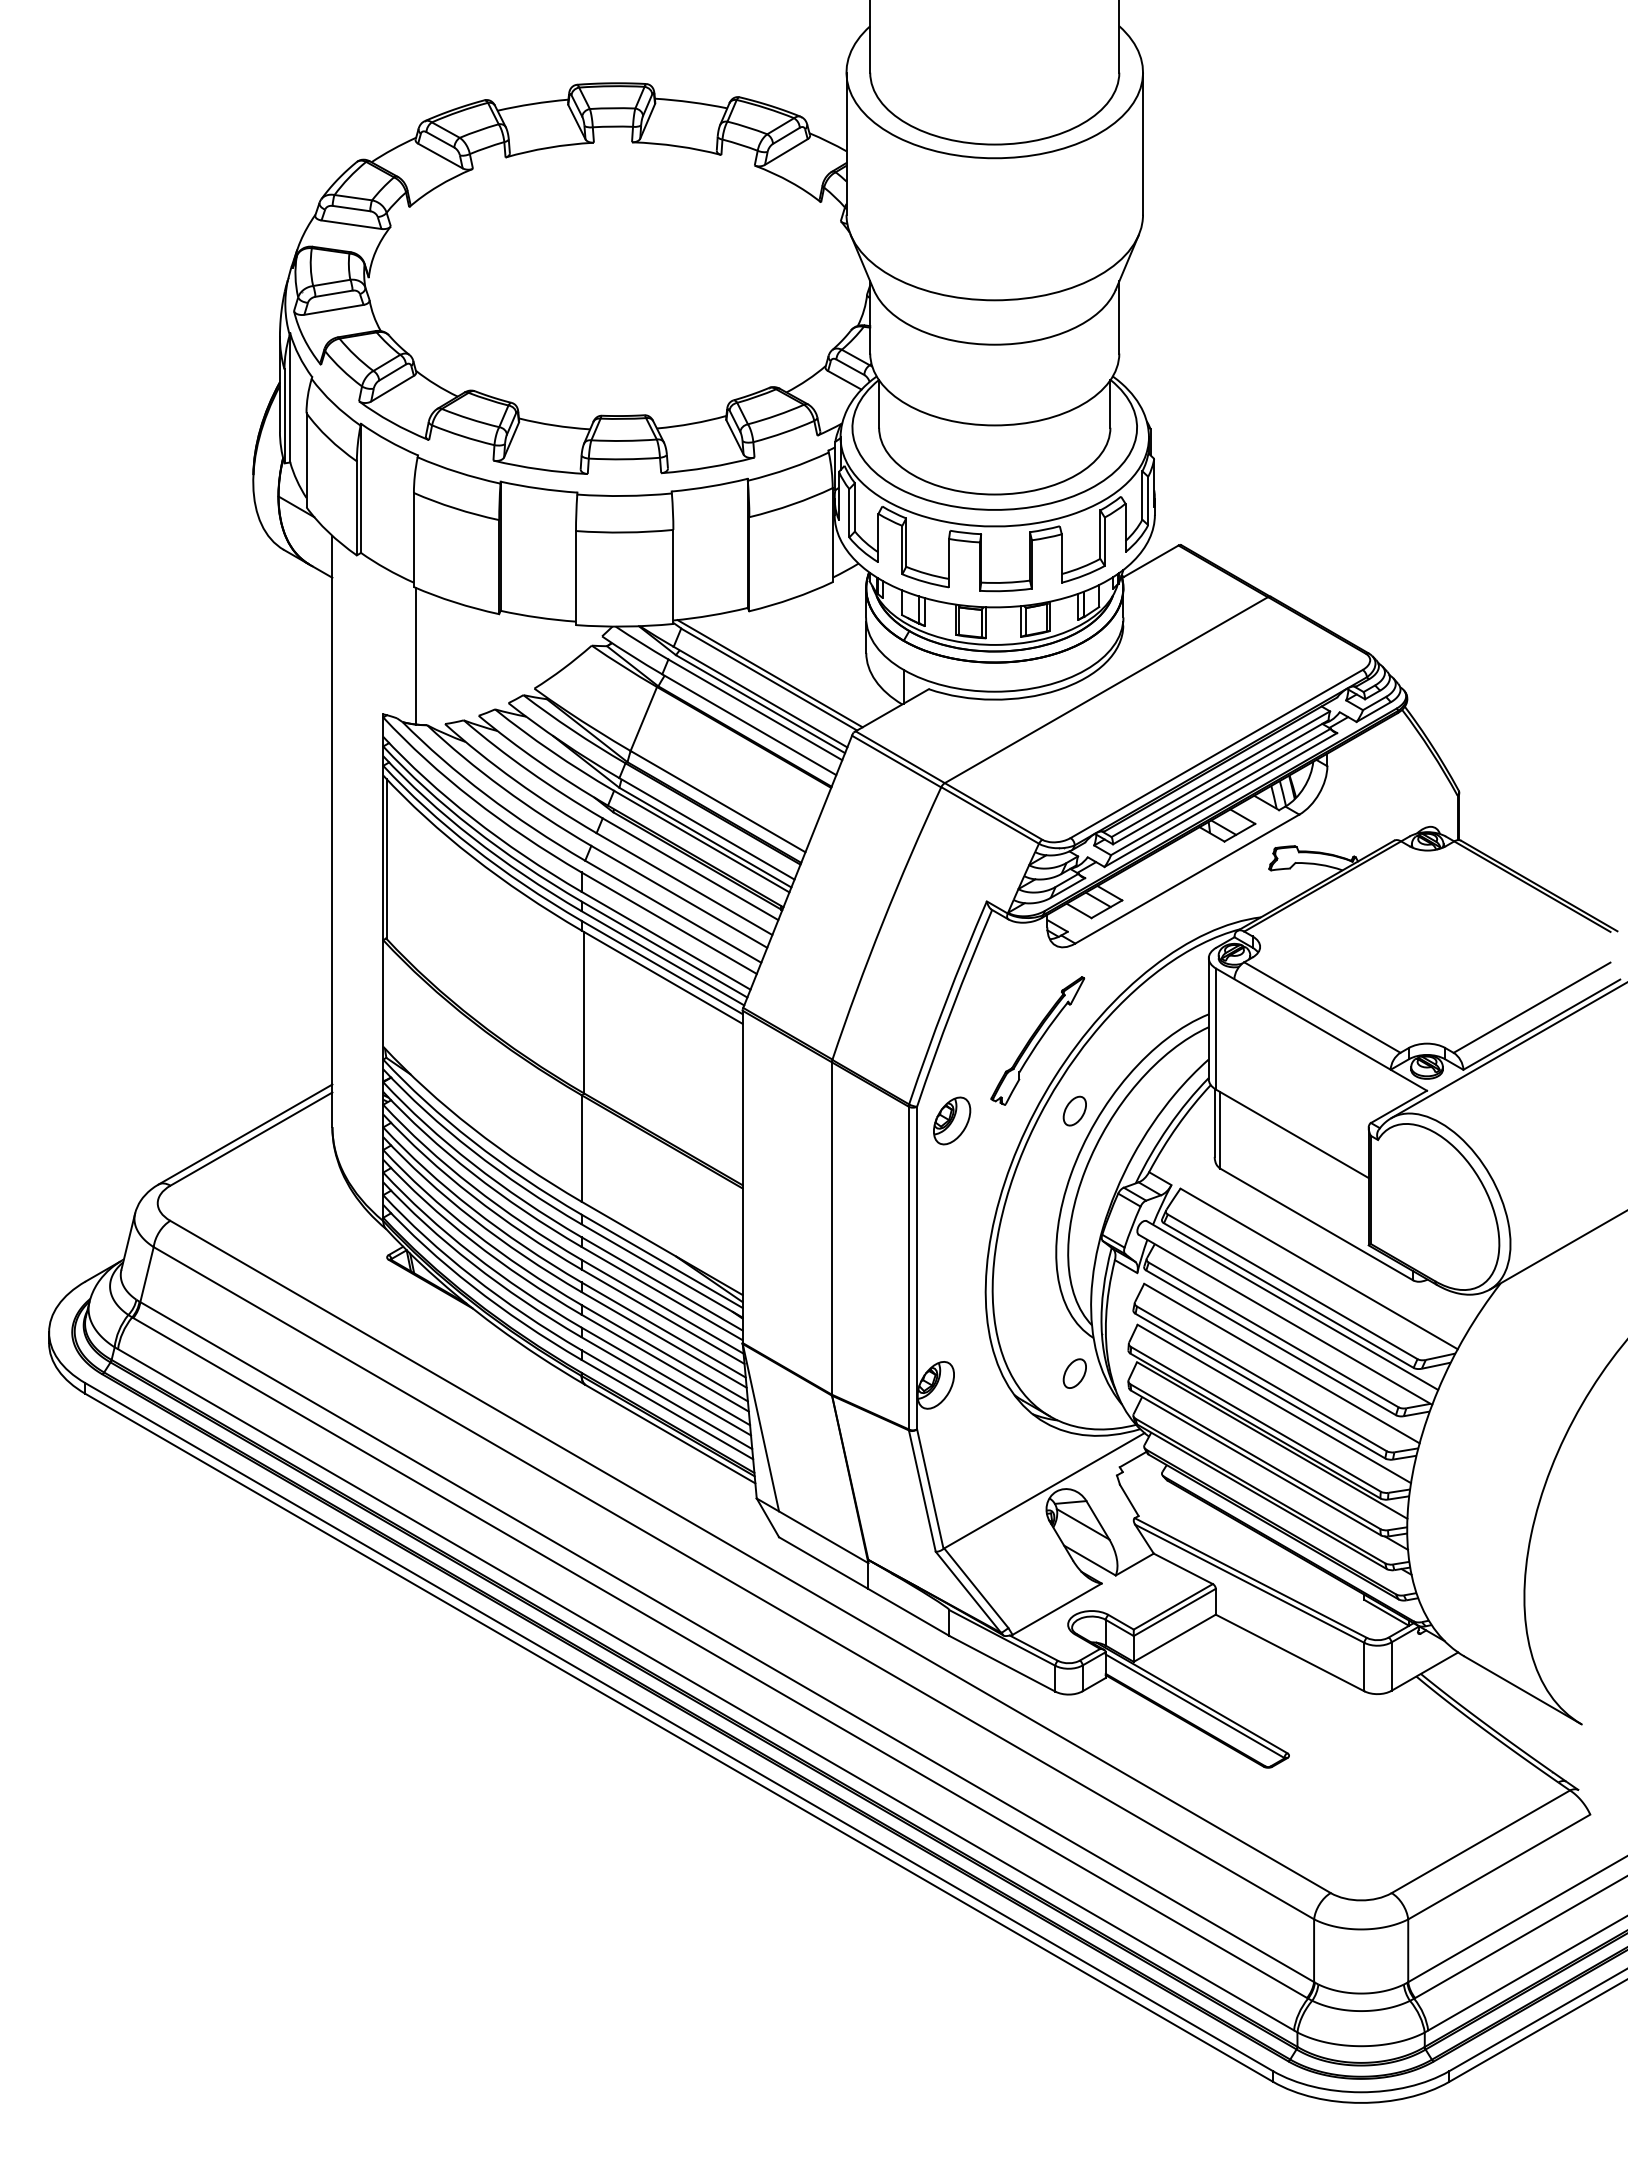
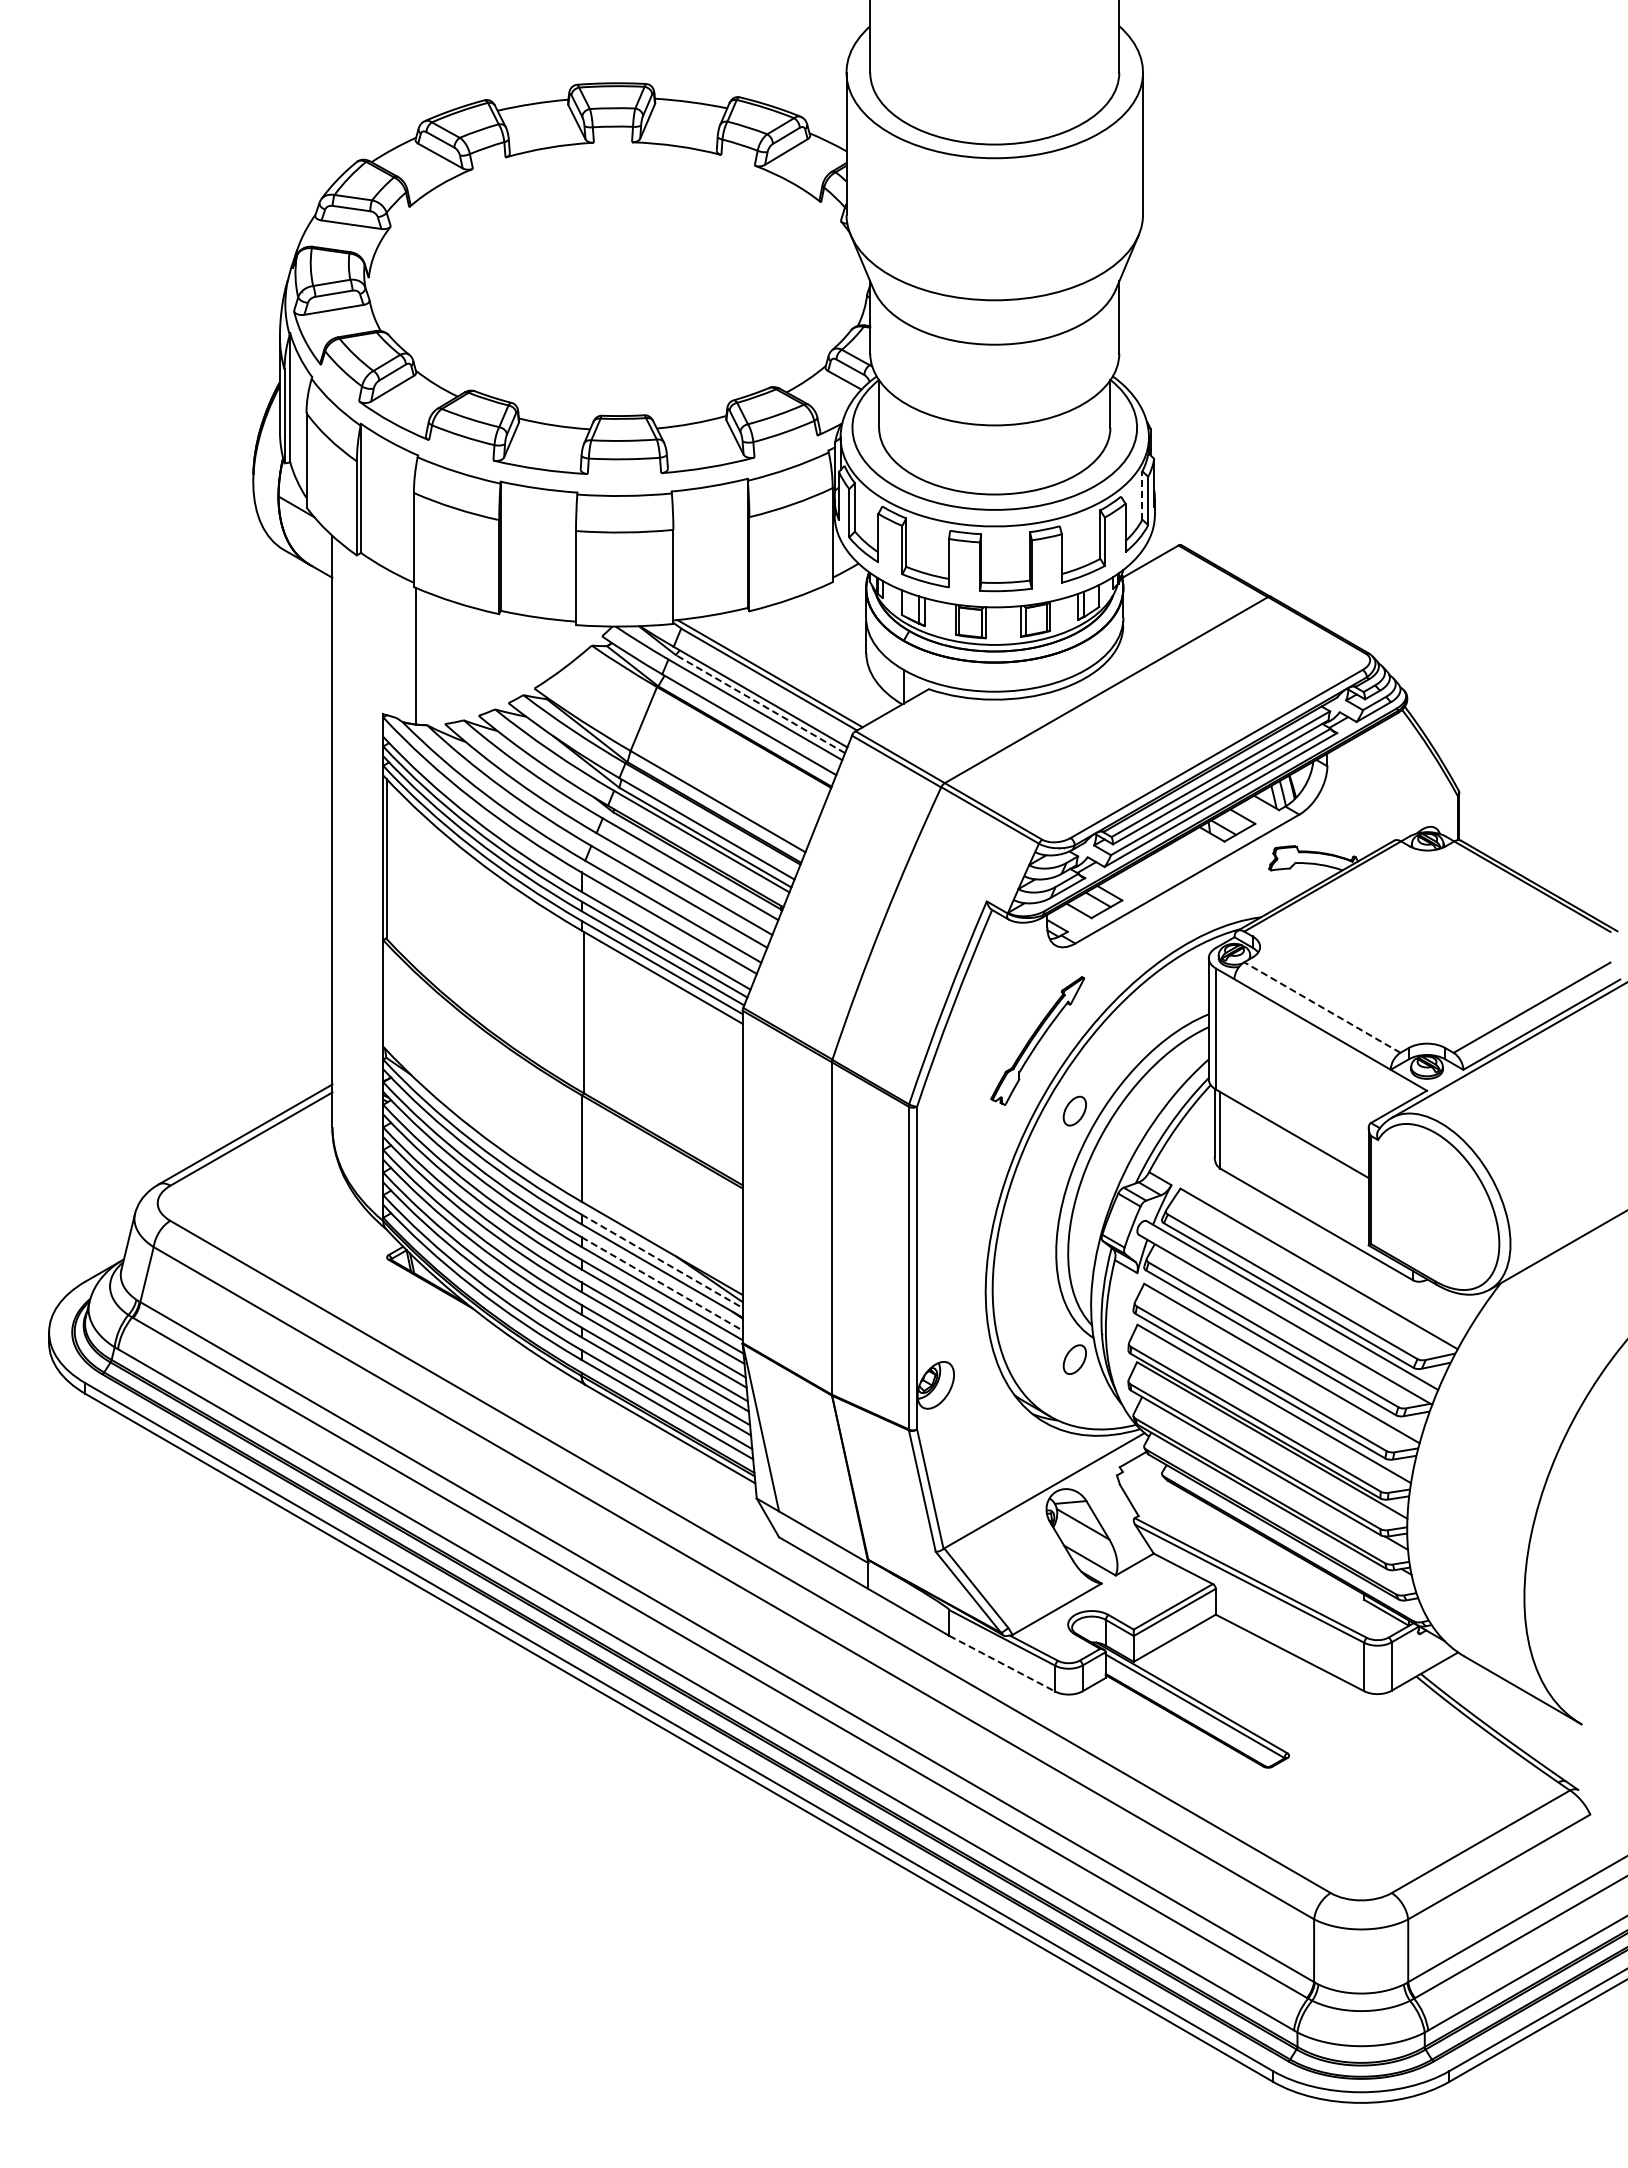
line: solid -> dashed (1142, 494)
line: solid -> dashed (760, 704)
line: solid -> dashed (1321, 1007)
part: present -> none (952, 1120)
line: solid -> dashed (662, 1261)
line: solid -> dashed (662, 1284)
part position: (1074, 1373) -> (1074, 1359) (1074, 1359)
line: solid -> dashed (1002, 1663)
